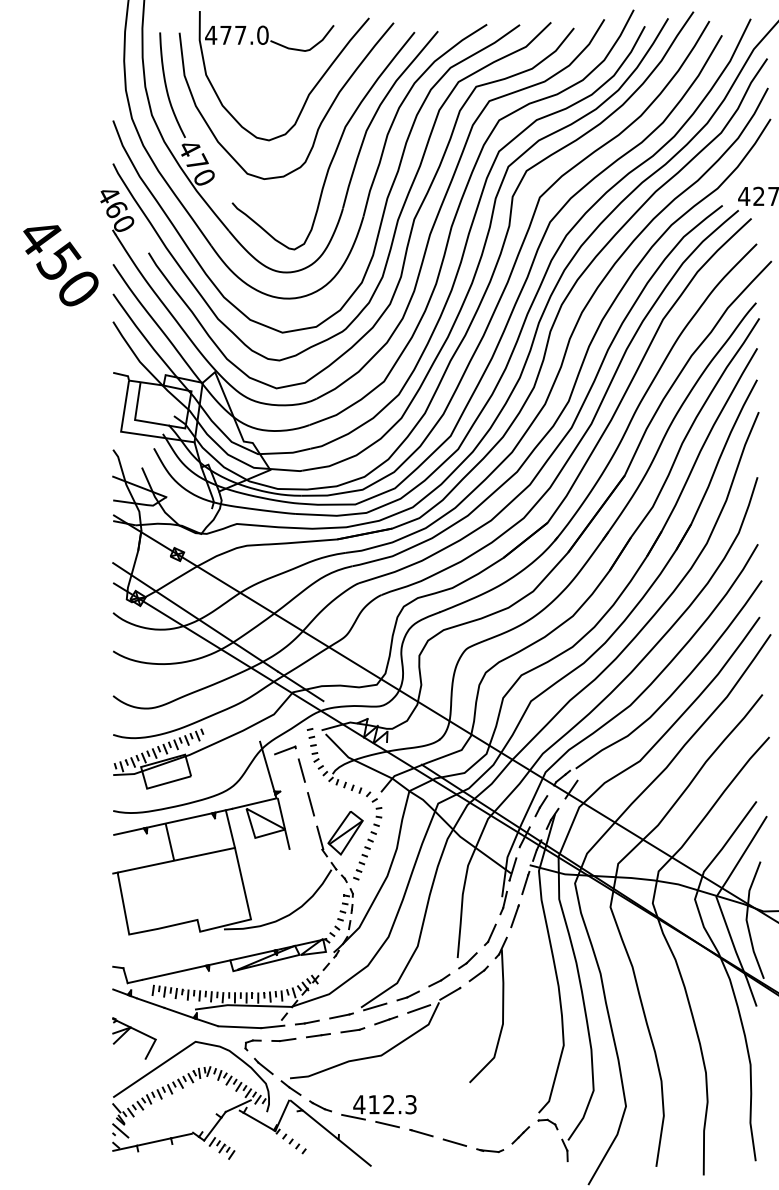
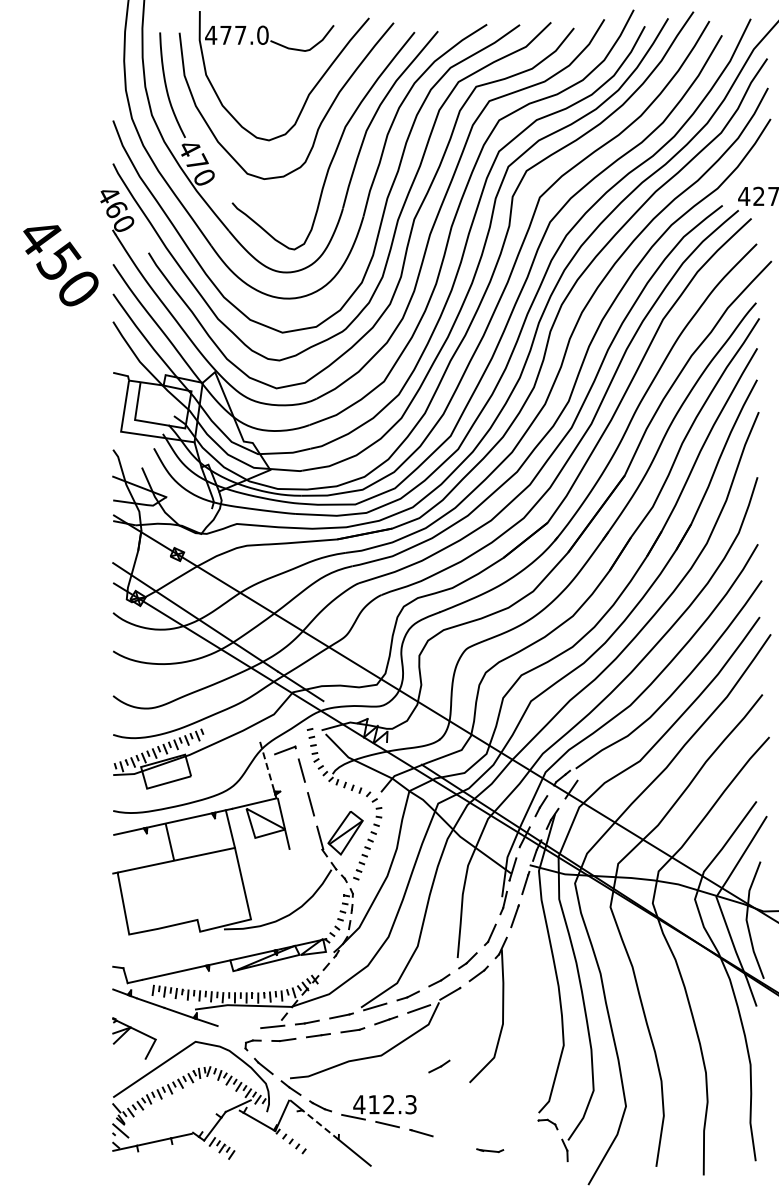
line: solid -> dashed (267, 766)
line: present -> none (239, 1027)
line: none -> present (439, 1066)
line: solid -> dashed (321, 1125)
line: present -> none (520, 1135)
line: present -> none (454, 1142)
